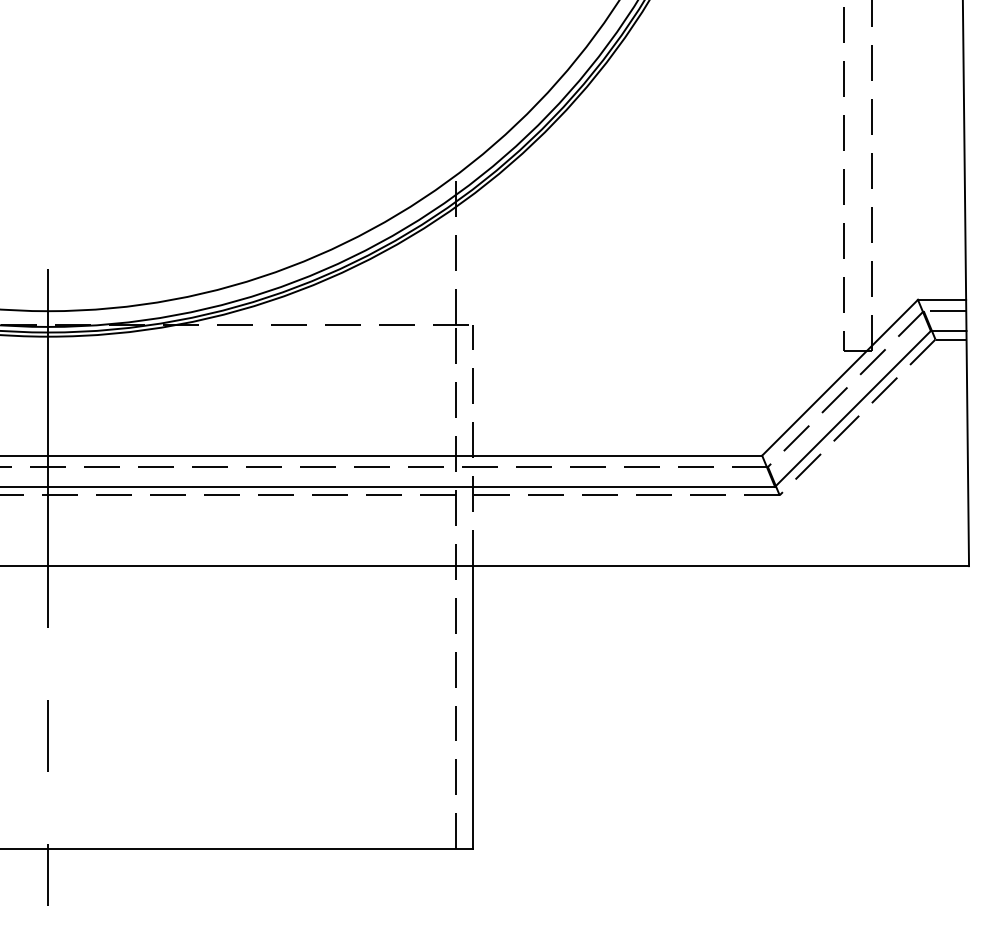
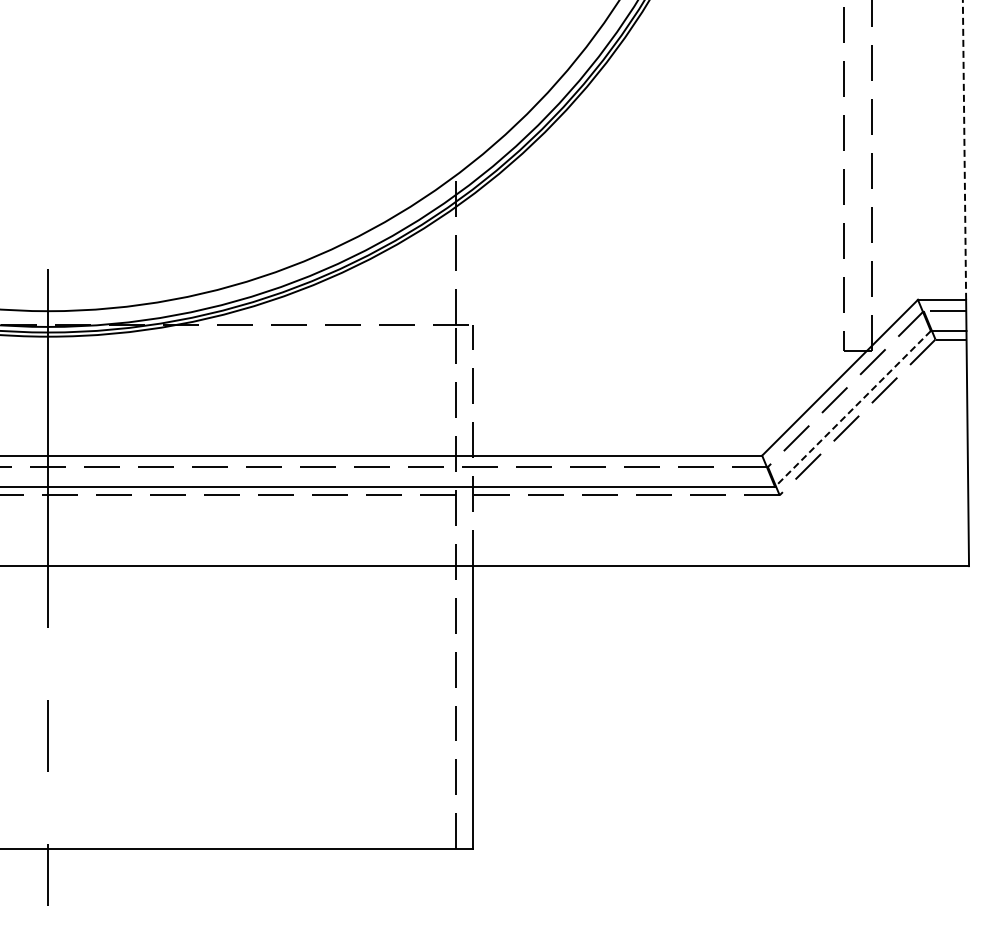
line: solid -> dashed (964, 149)
line: solid -> dashed (852, 409)
